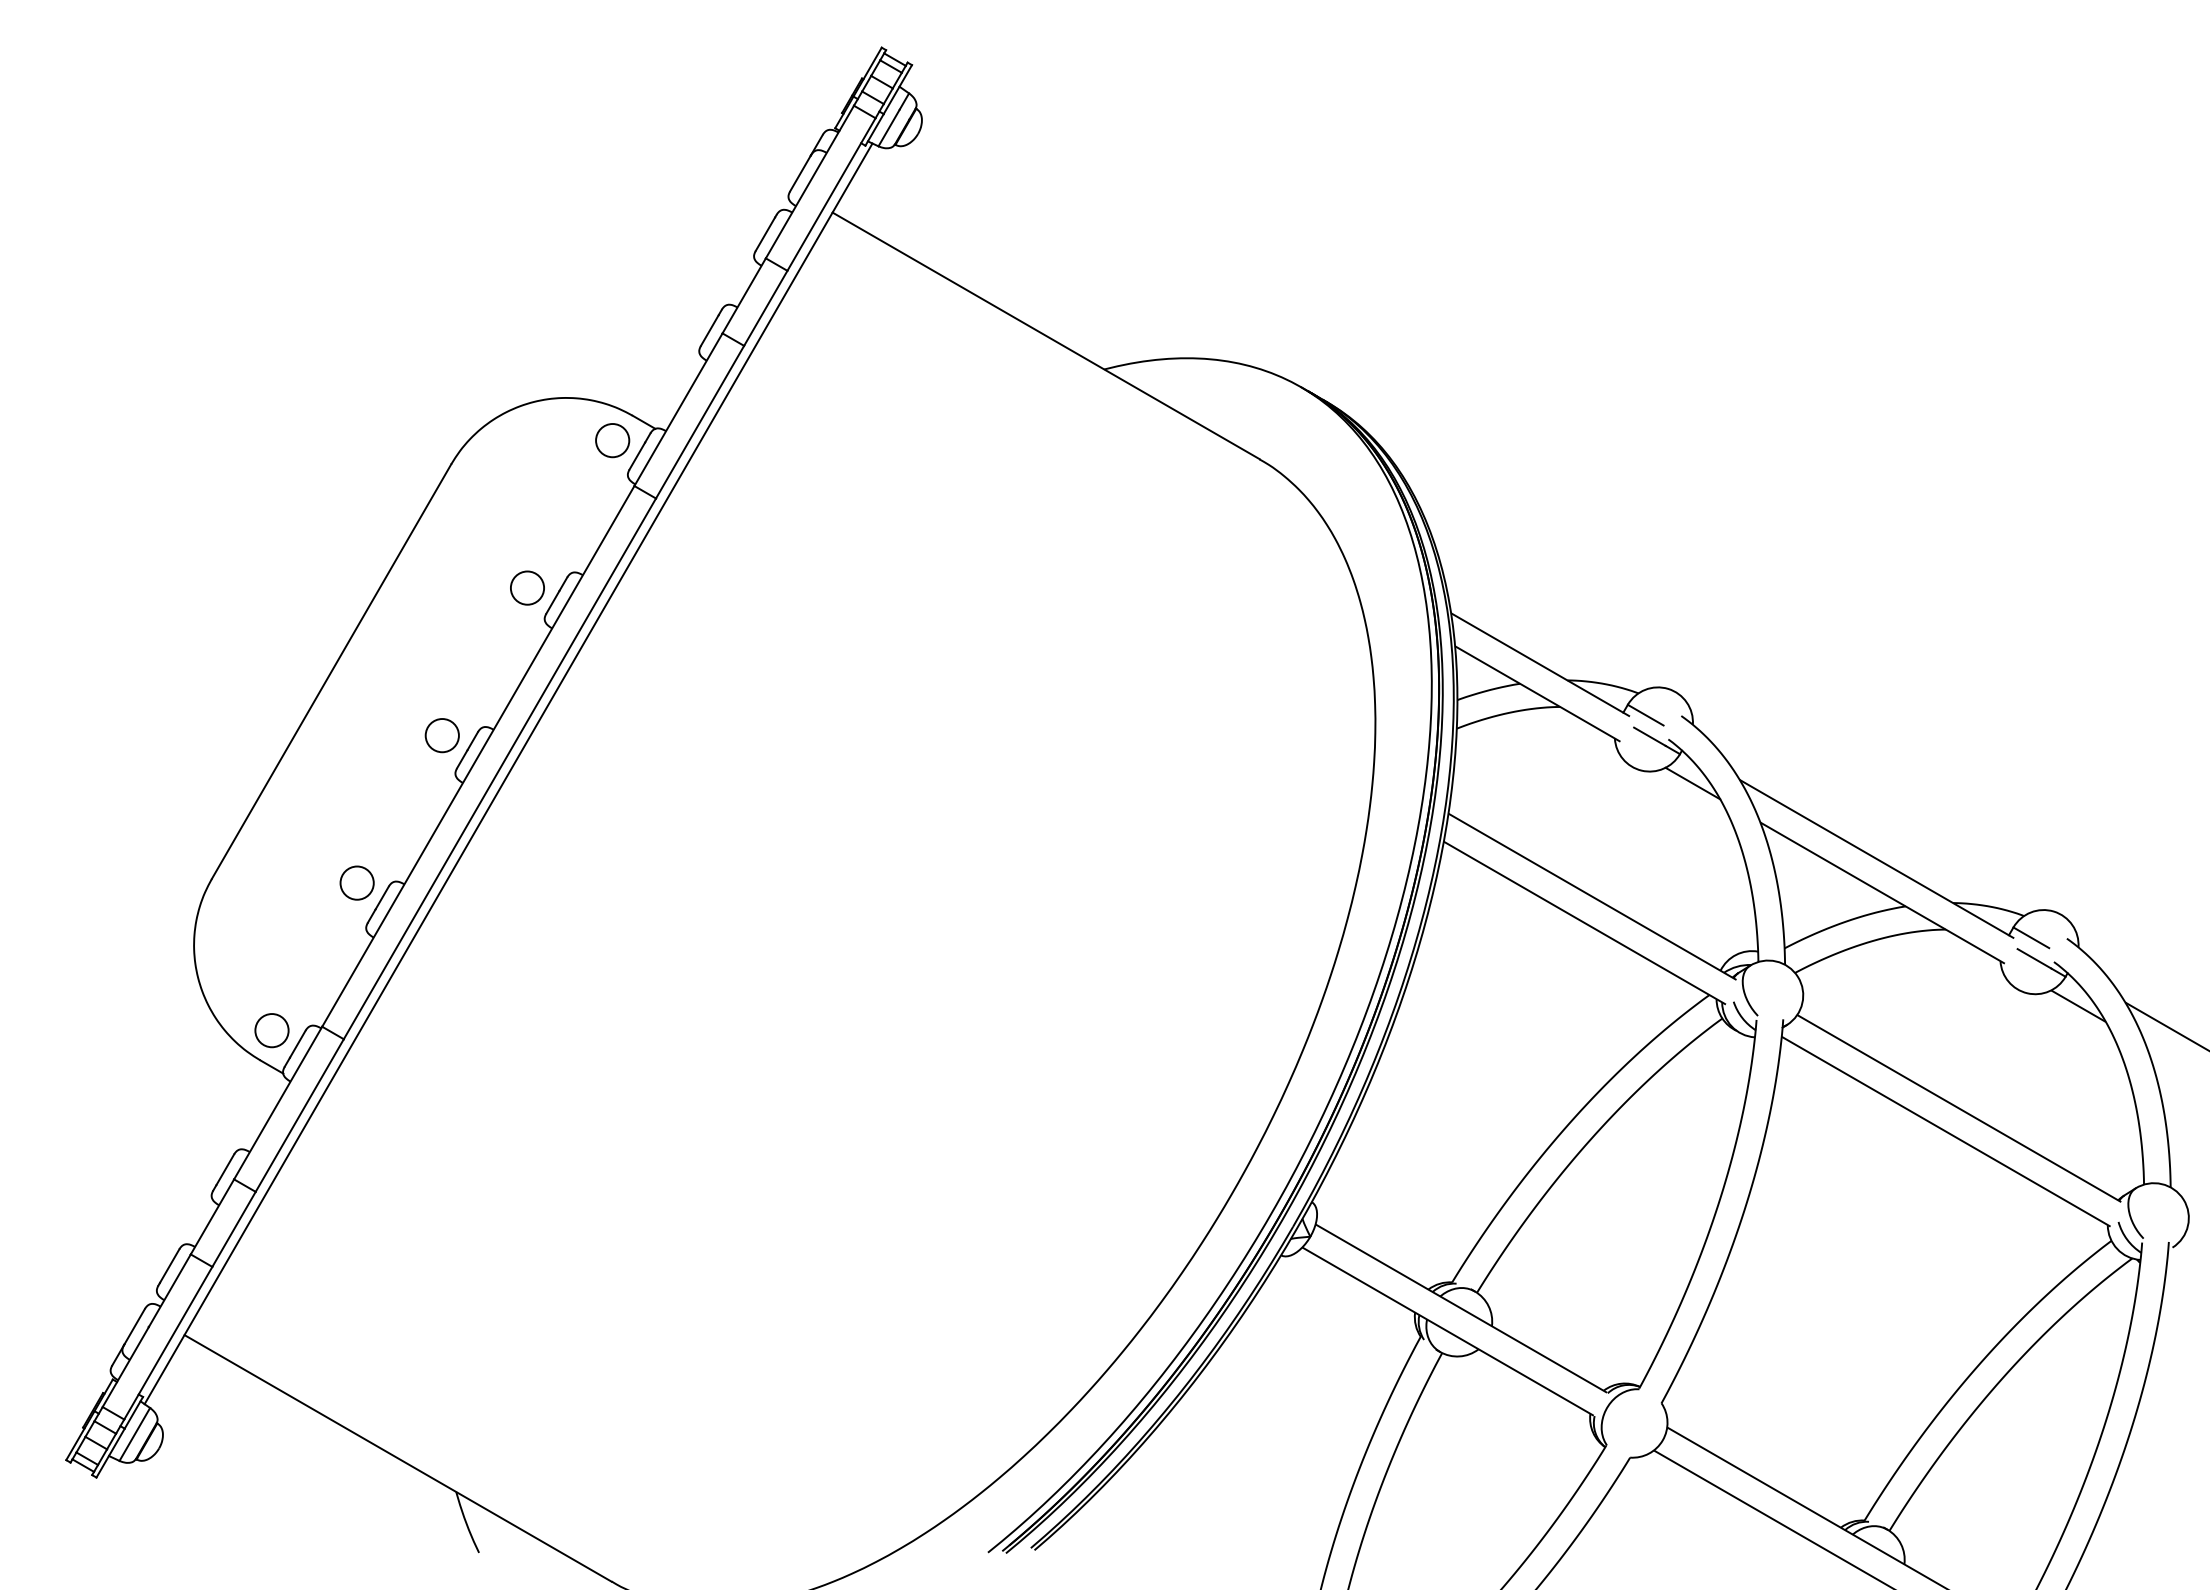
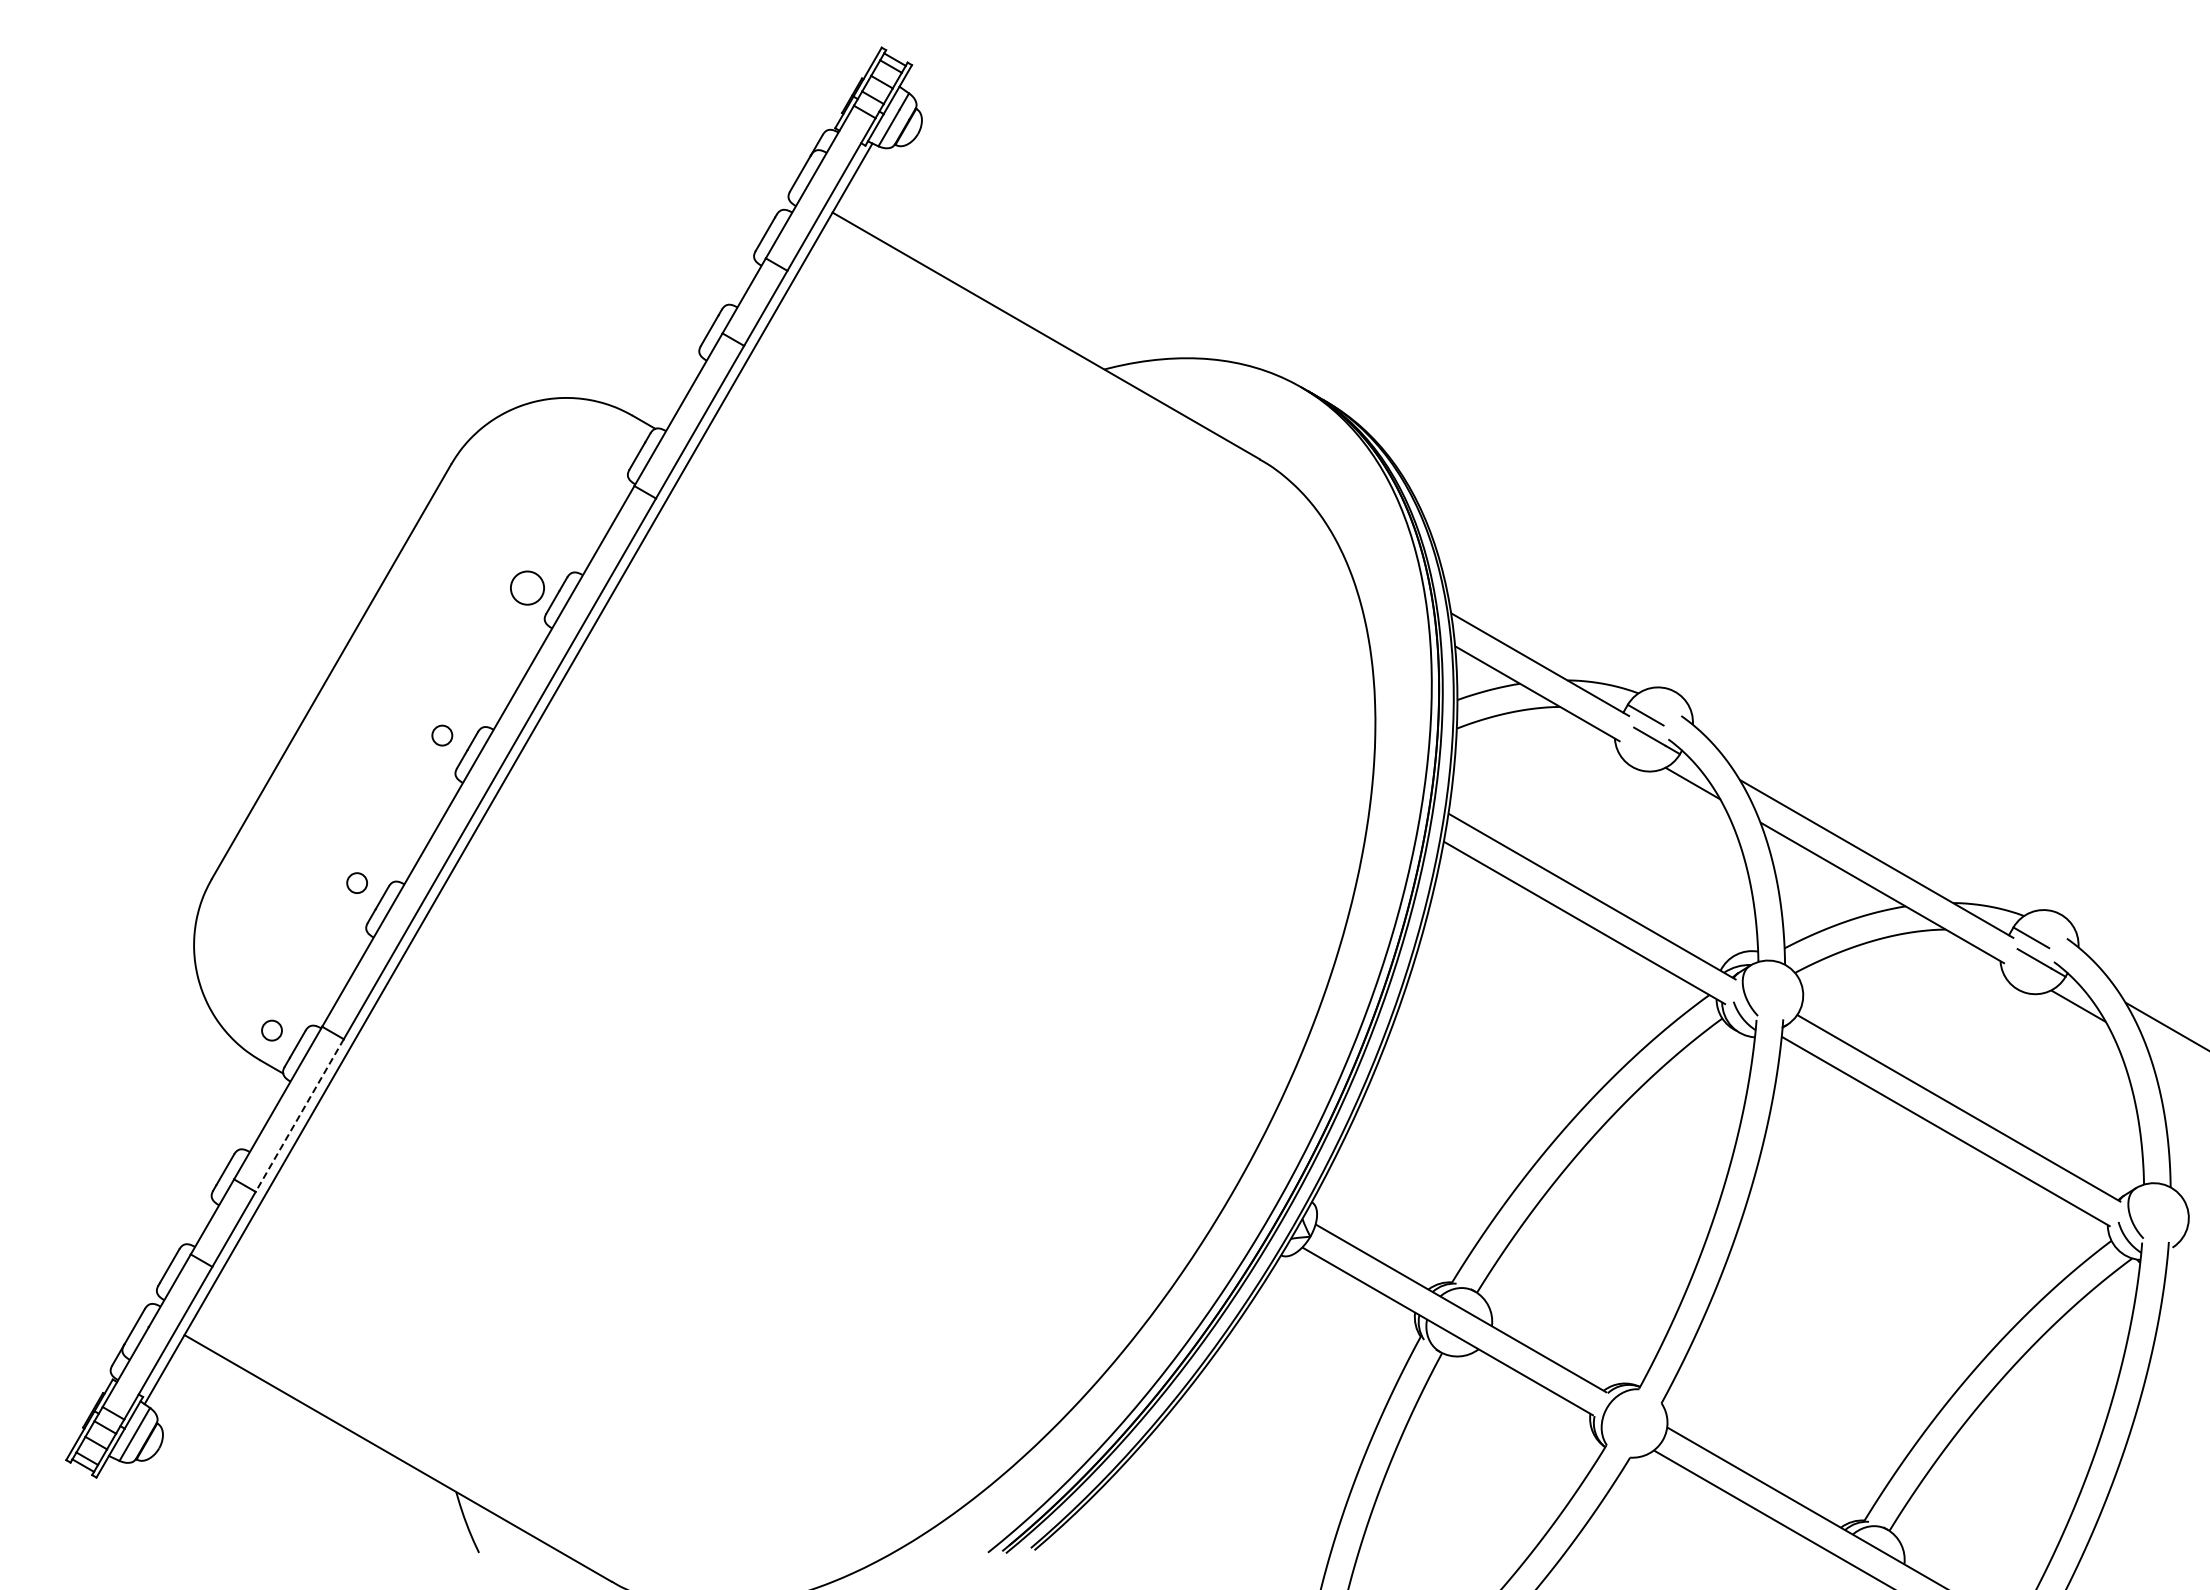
circle: present -> none (612, 440)
circle diameter: 33 px -> 20 px (442, 735)
circle diameter: 33 px -> 20 px (357, 883)
circle diameter: 33 px -> 20 px (271, 1030)
line: solid -> dashed (299, 1115)
